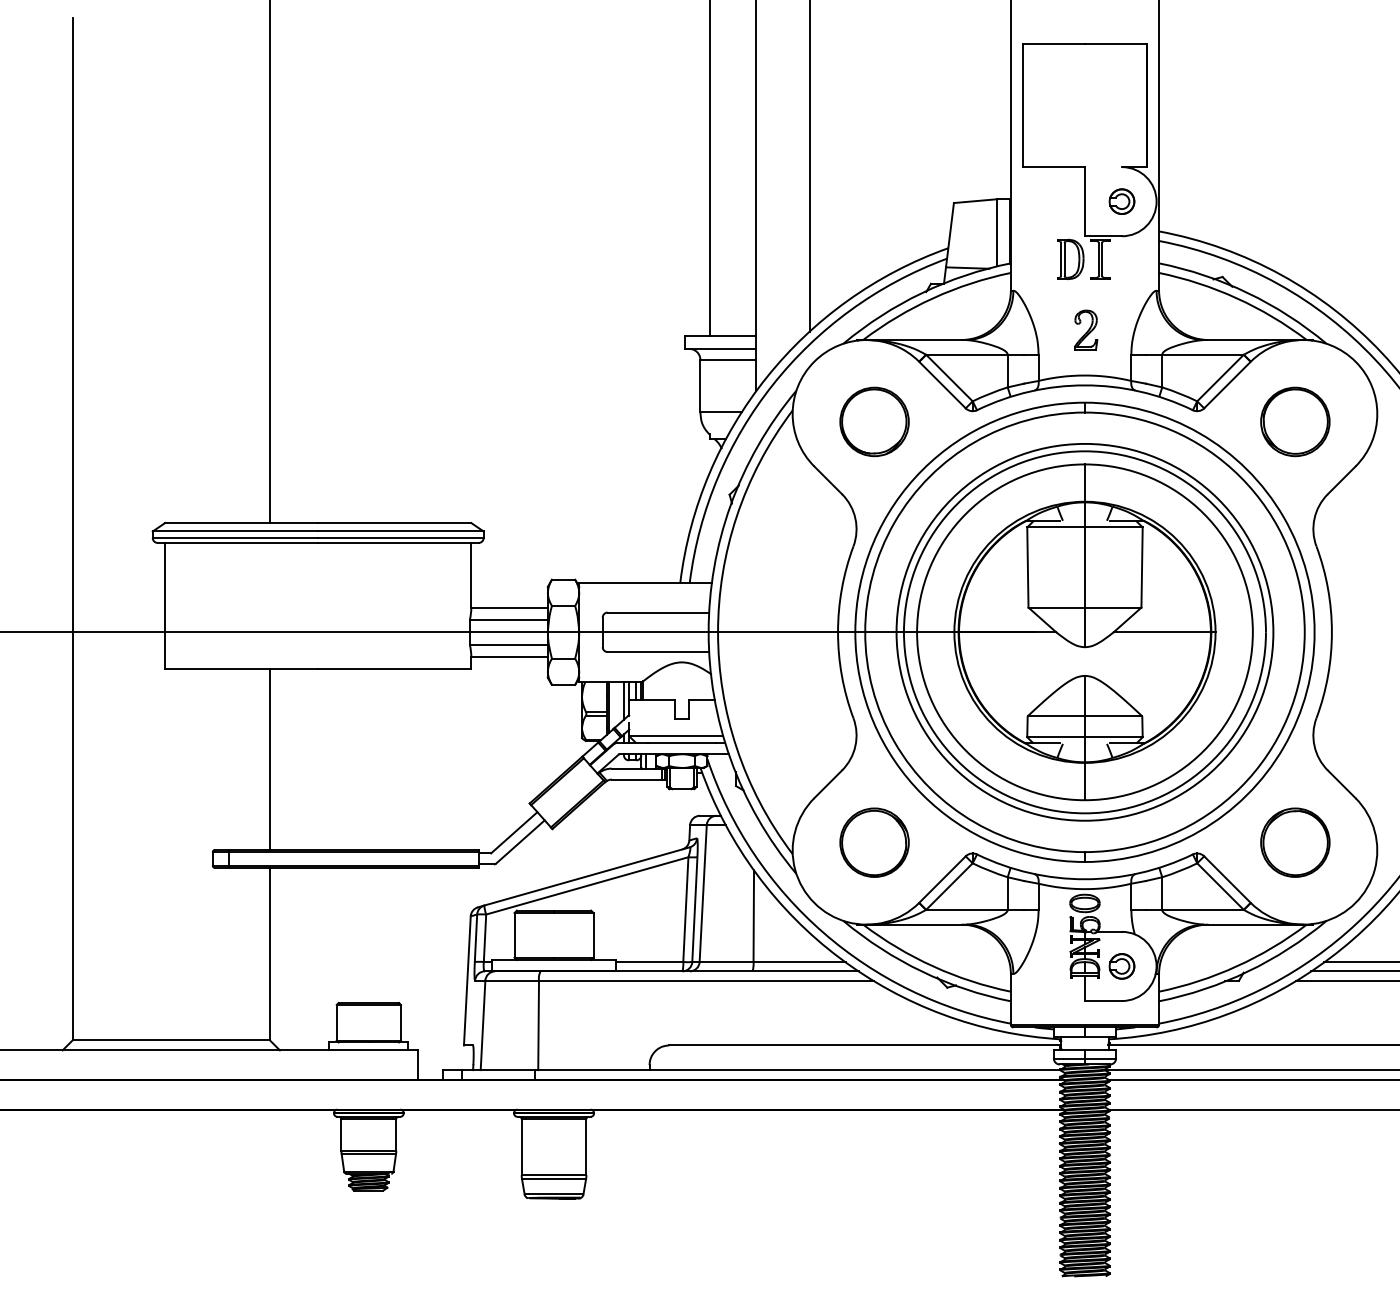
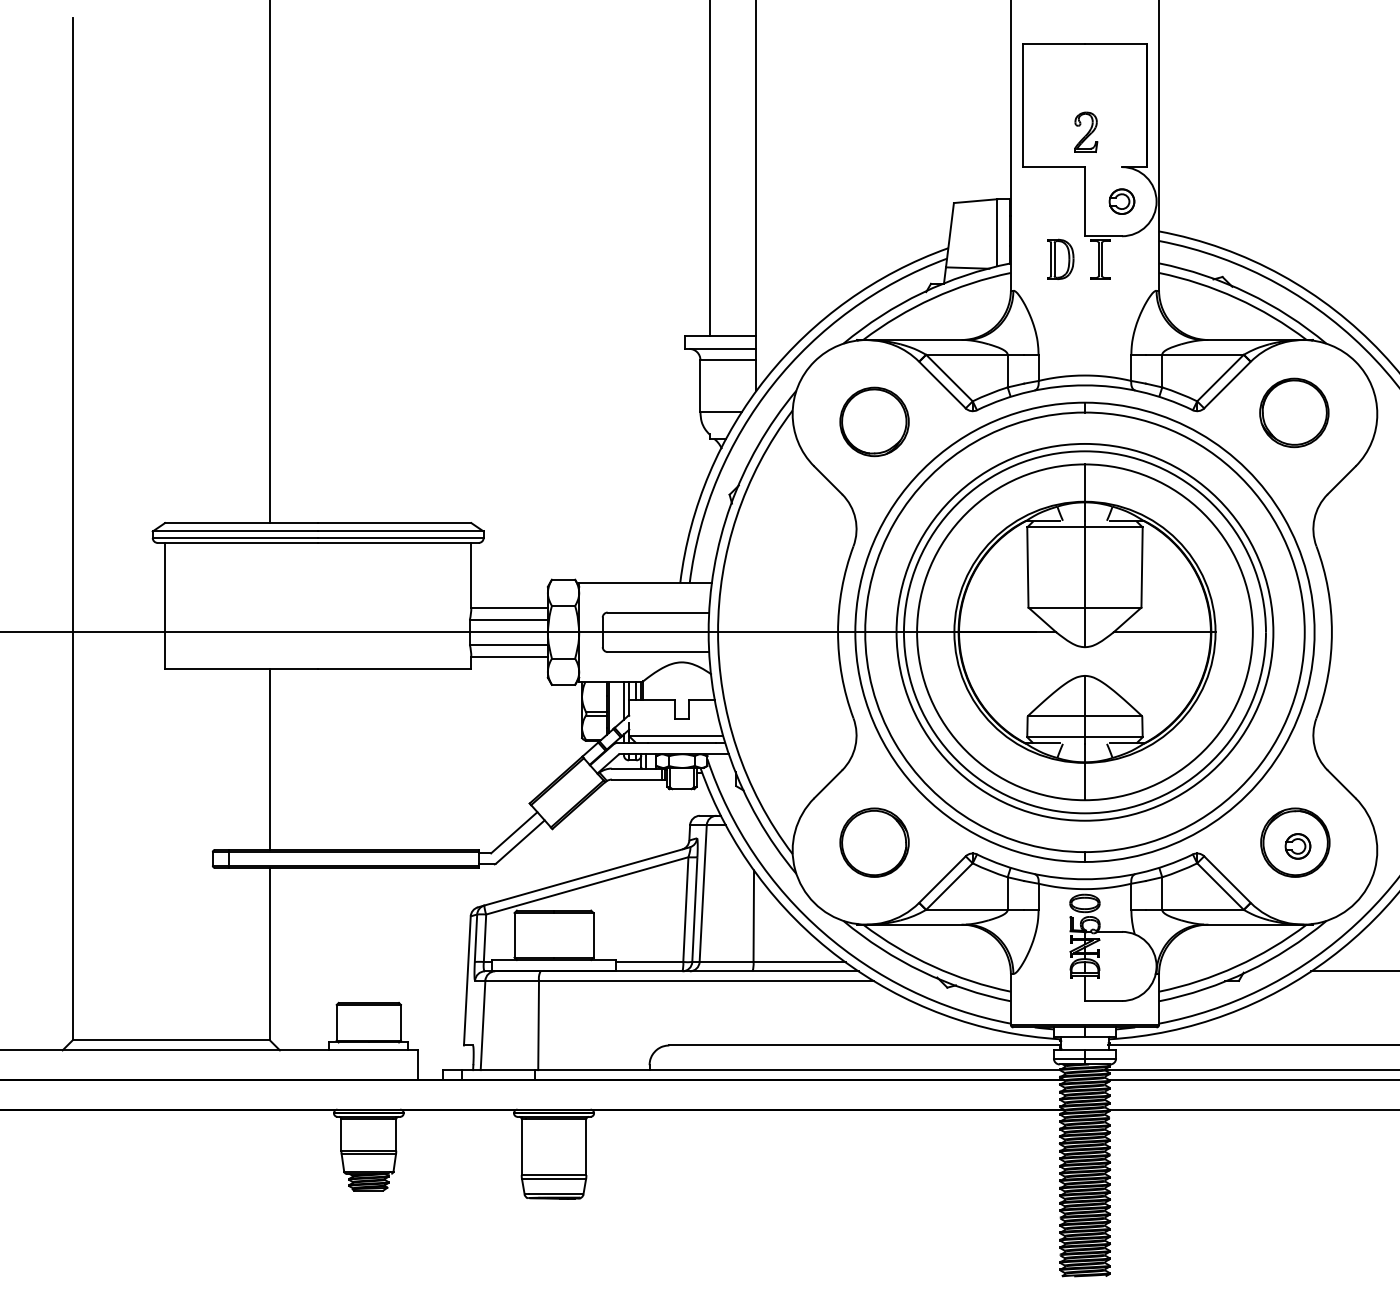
line: present -> none (809, 166)
part position: (1070, 258) -> (1060, 258) (1060, 258)
part position: (1086, 329) -> (1086, 131) (1086, 131)
part position: (1295, 421) -> (1294, 412) (1294, 412)
line: present -> none (1360, 962)
part position: (1121, 966) -> (1297, 846) (1297, 846)
line: present -> none (1346, 980)
